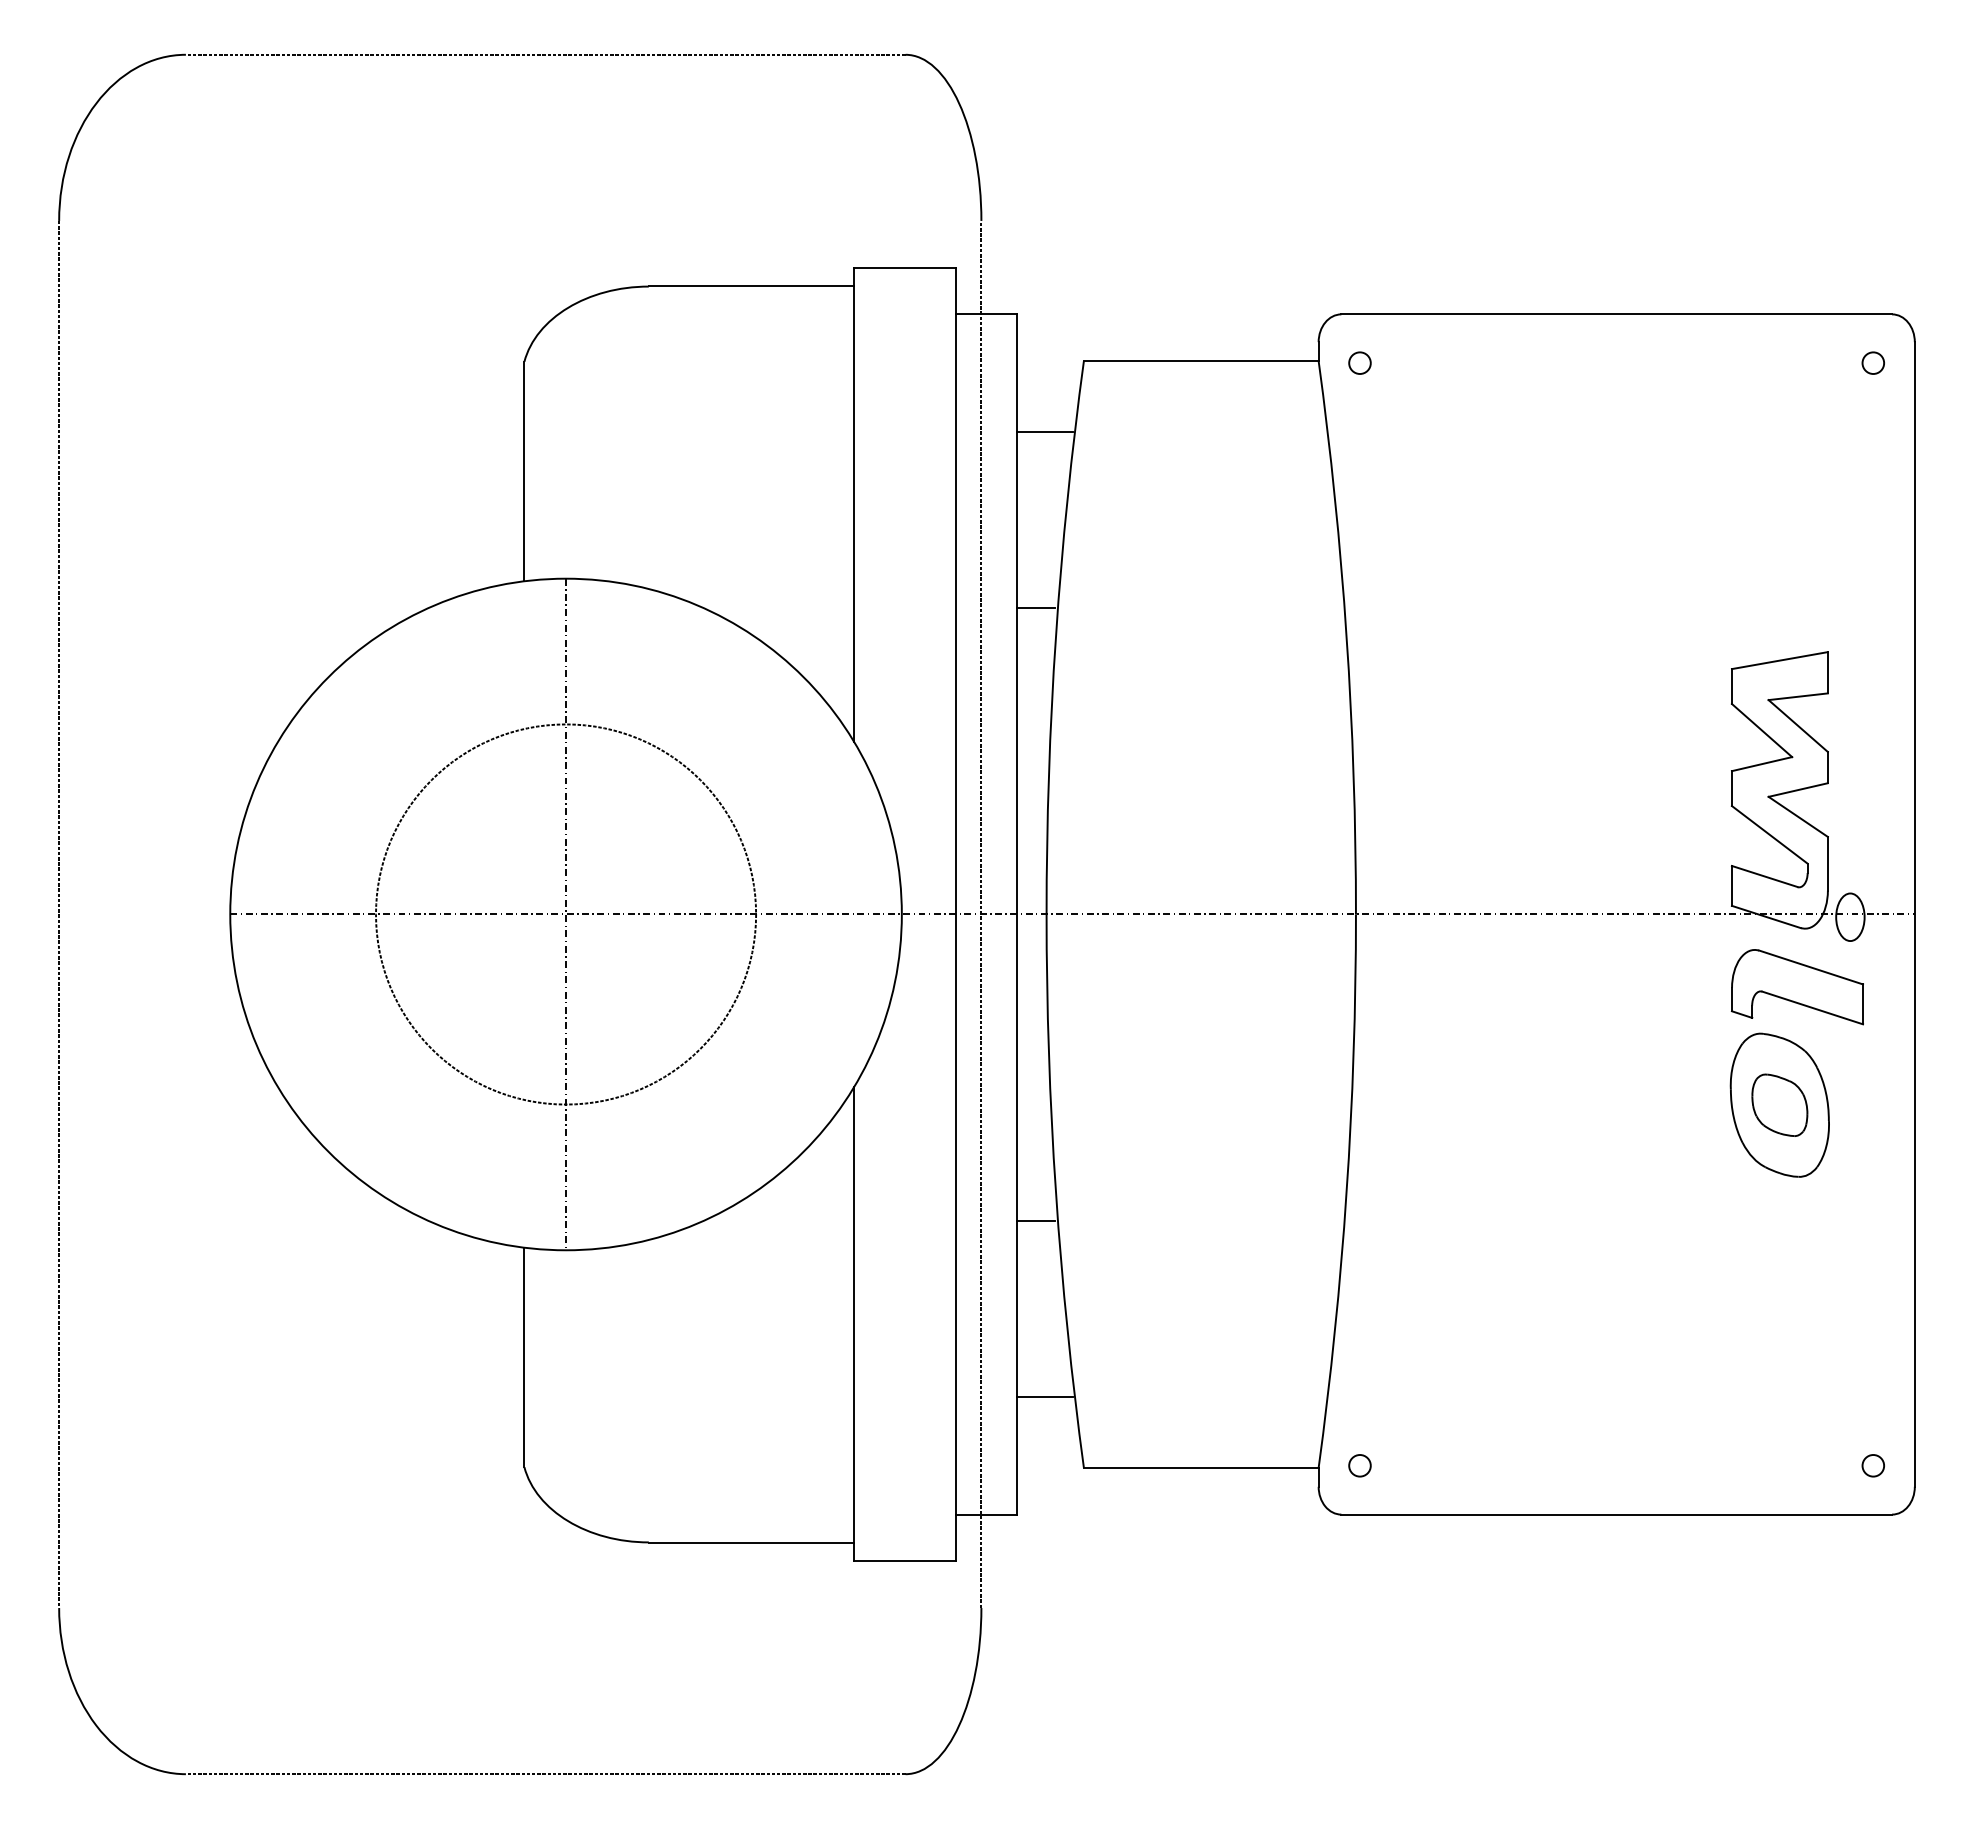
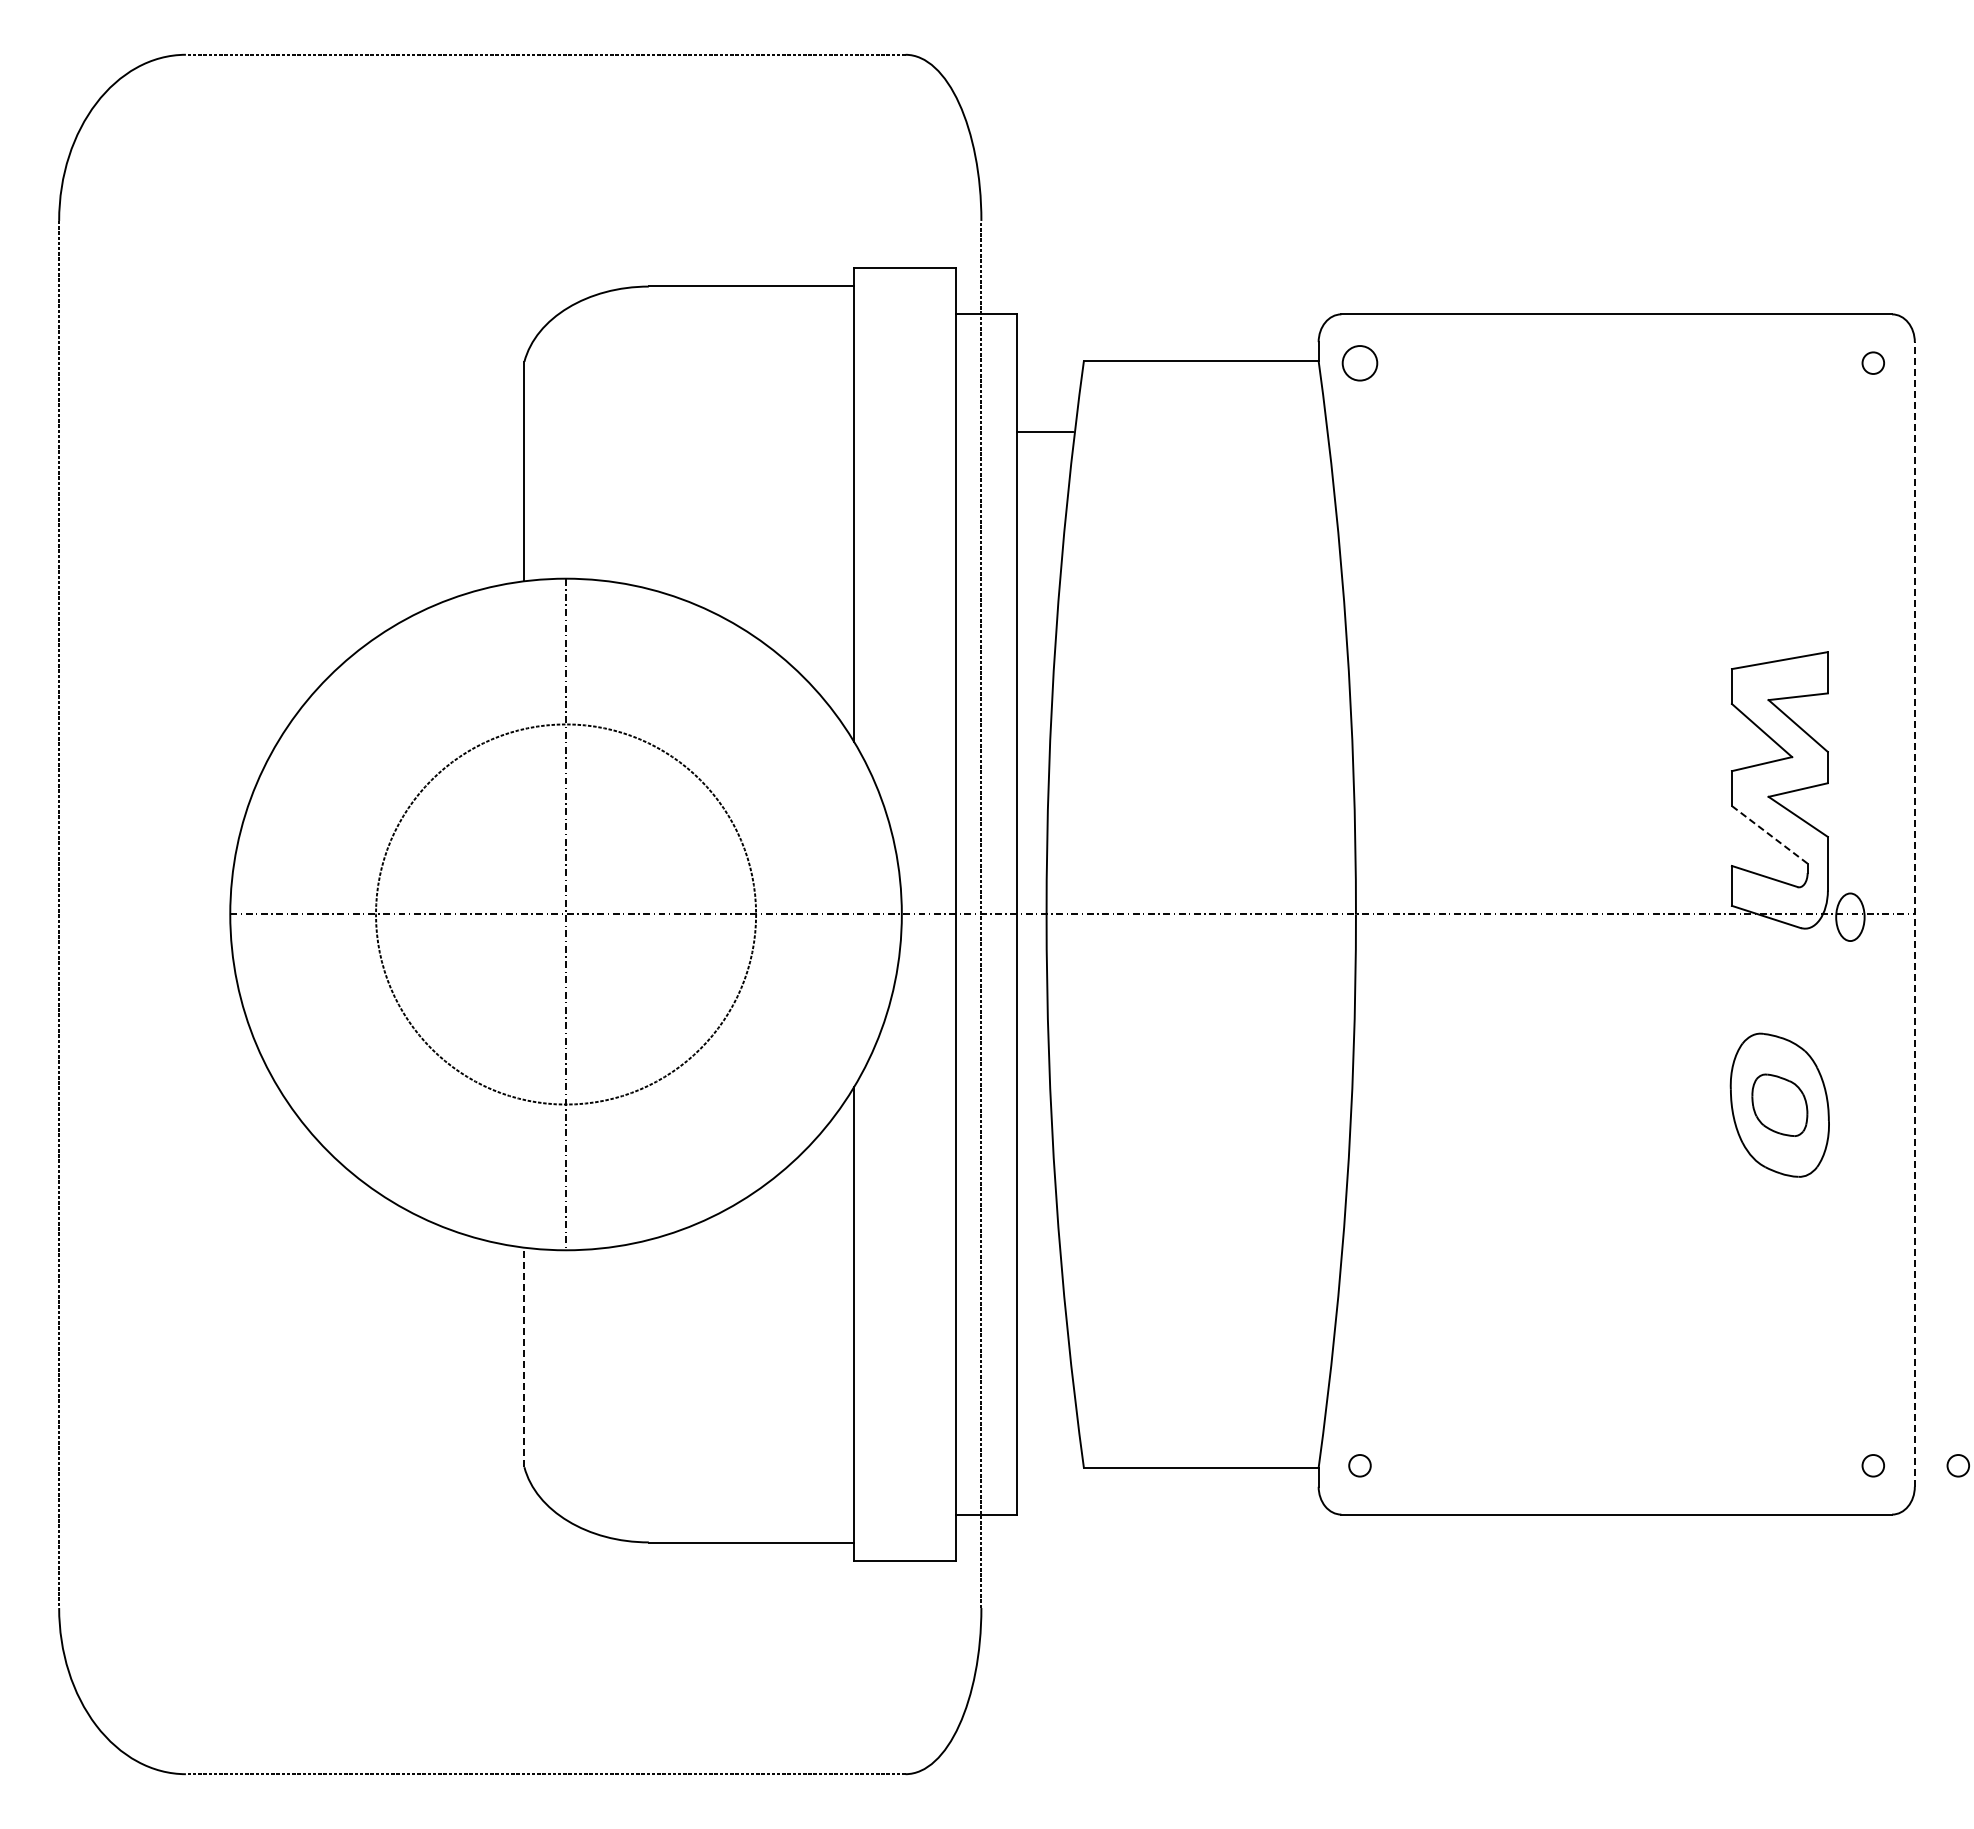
circle size: 24x24 px -> 38x37 px (1359, 363)
line: present -> none (1035, 607)
line: solid -> dashed (1769, 834)
line: solid -> dashed (1914, 914)
part: present -> none (1797, 987)
line: present -> none (1035, 1221)
line: solid -> dashed (524, 1357)
line: present -> none (1044, 1396)
circle: none -> present (1957, 1465)
